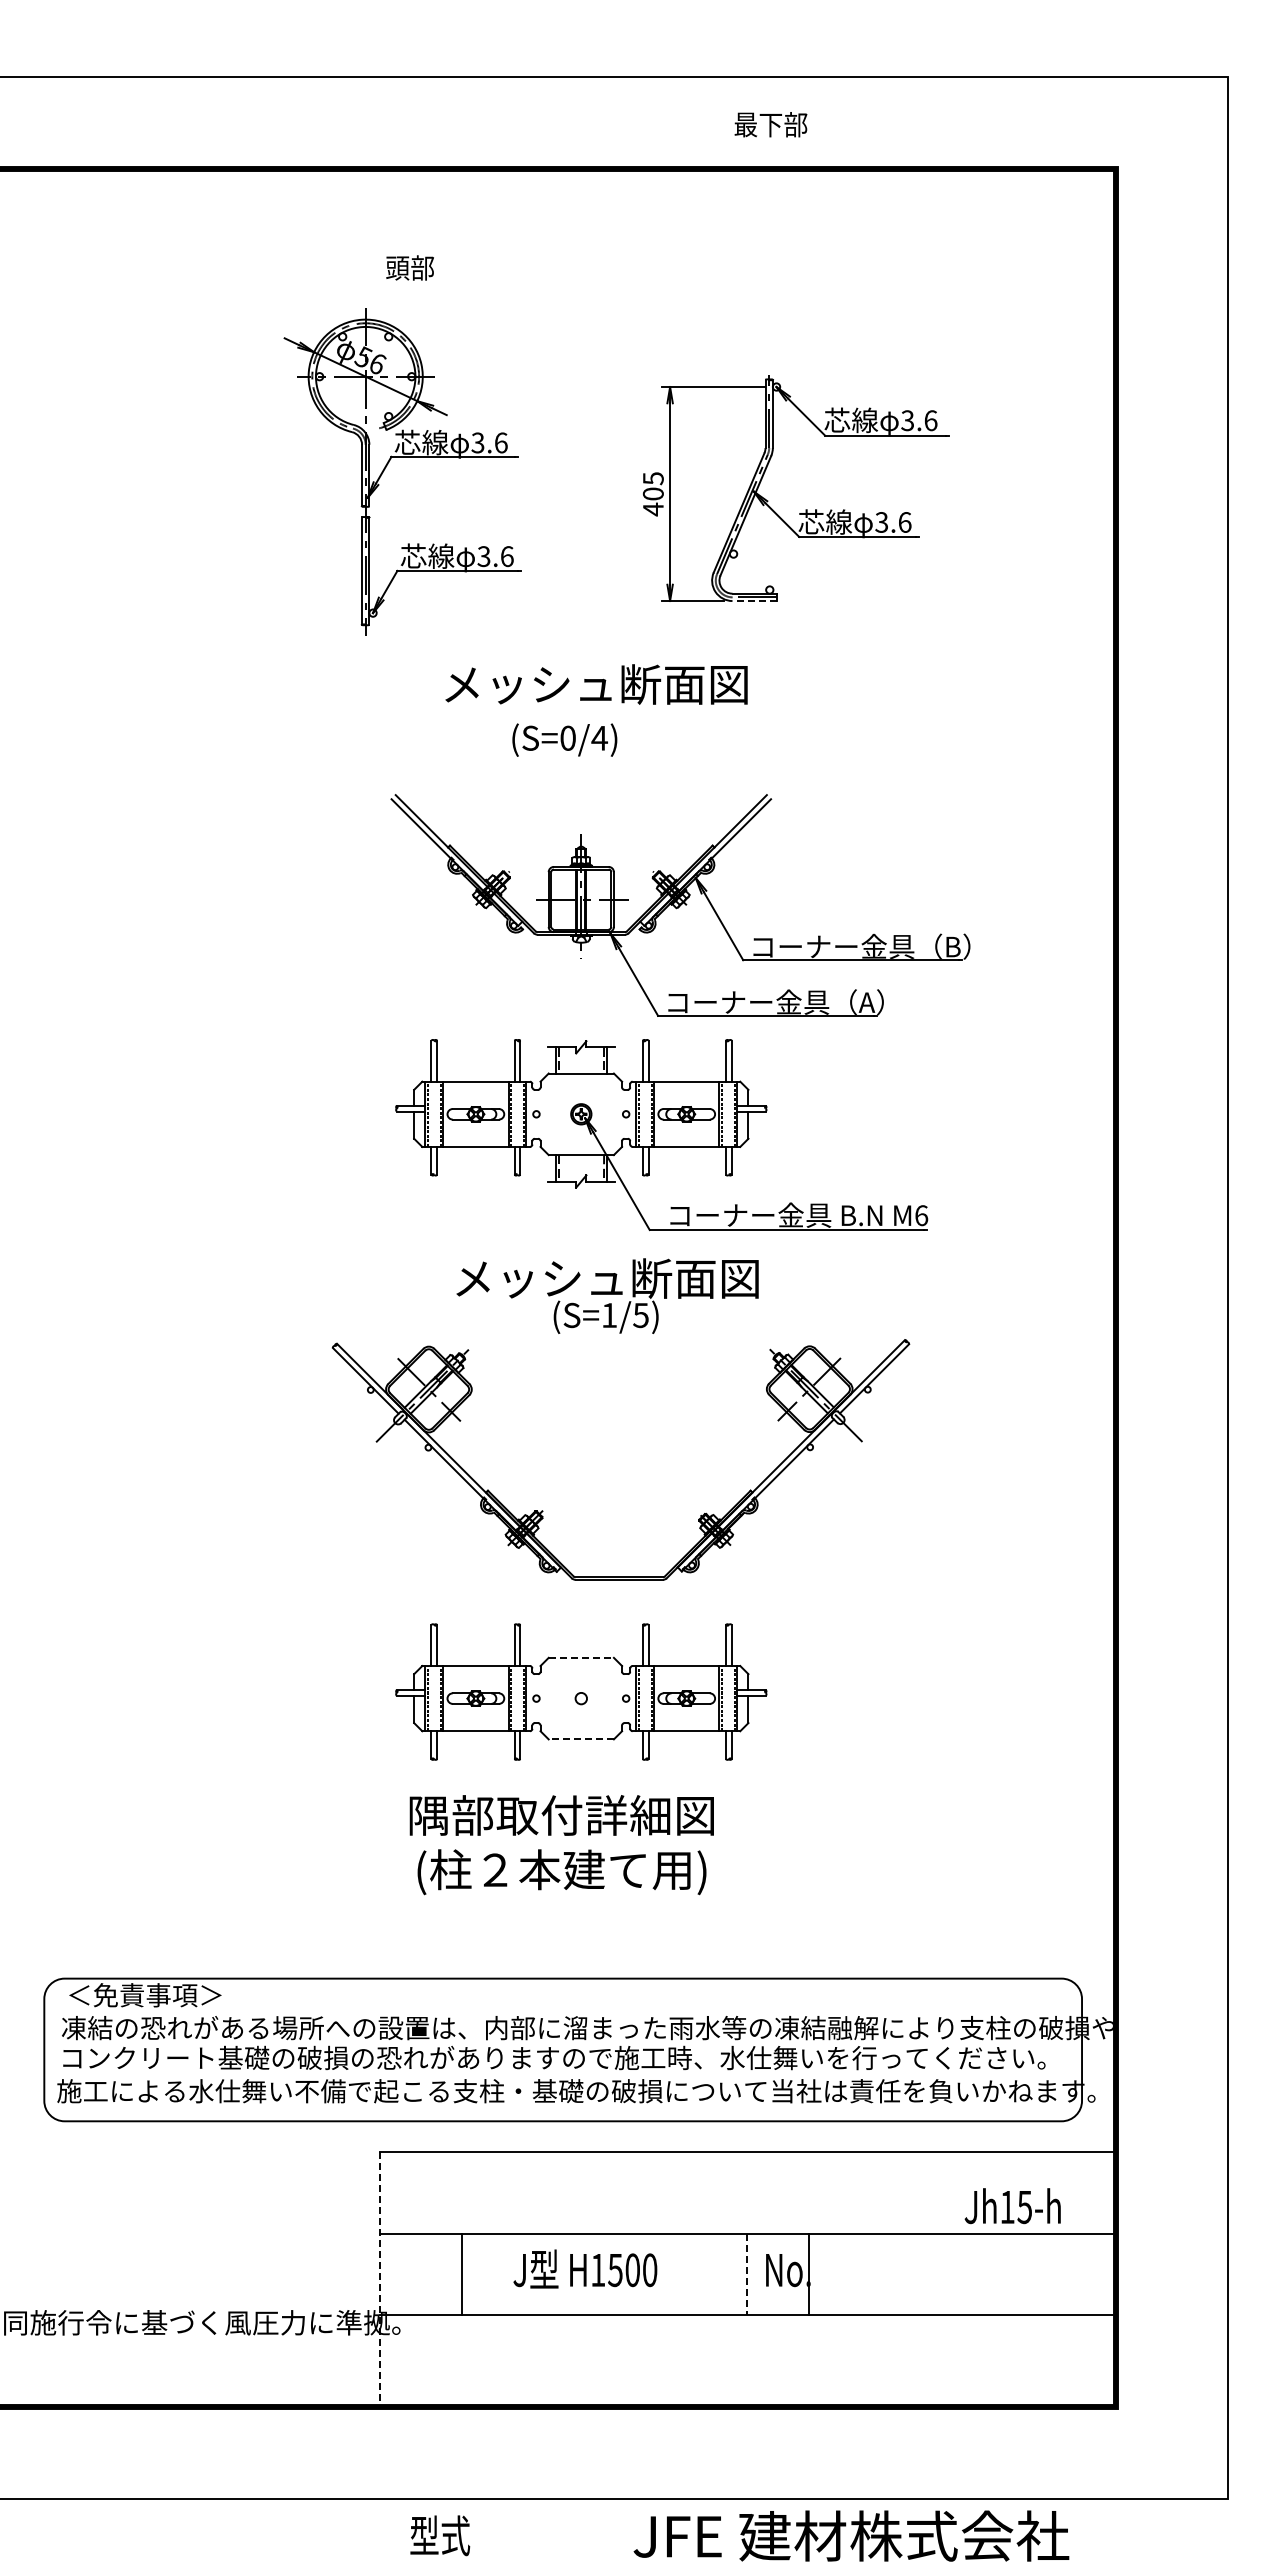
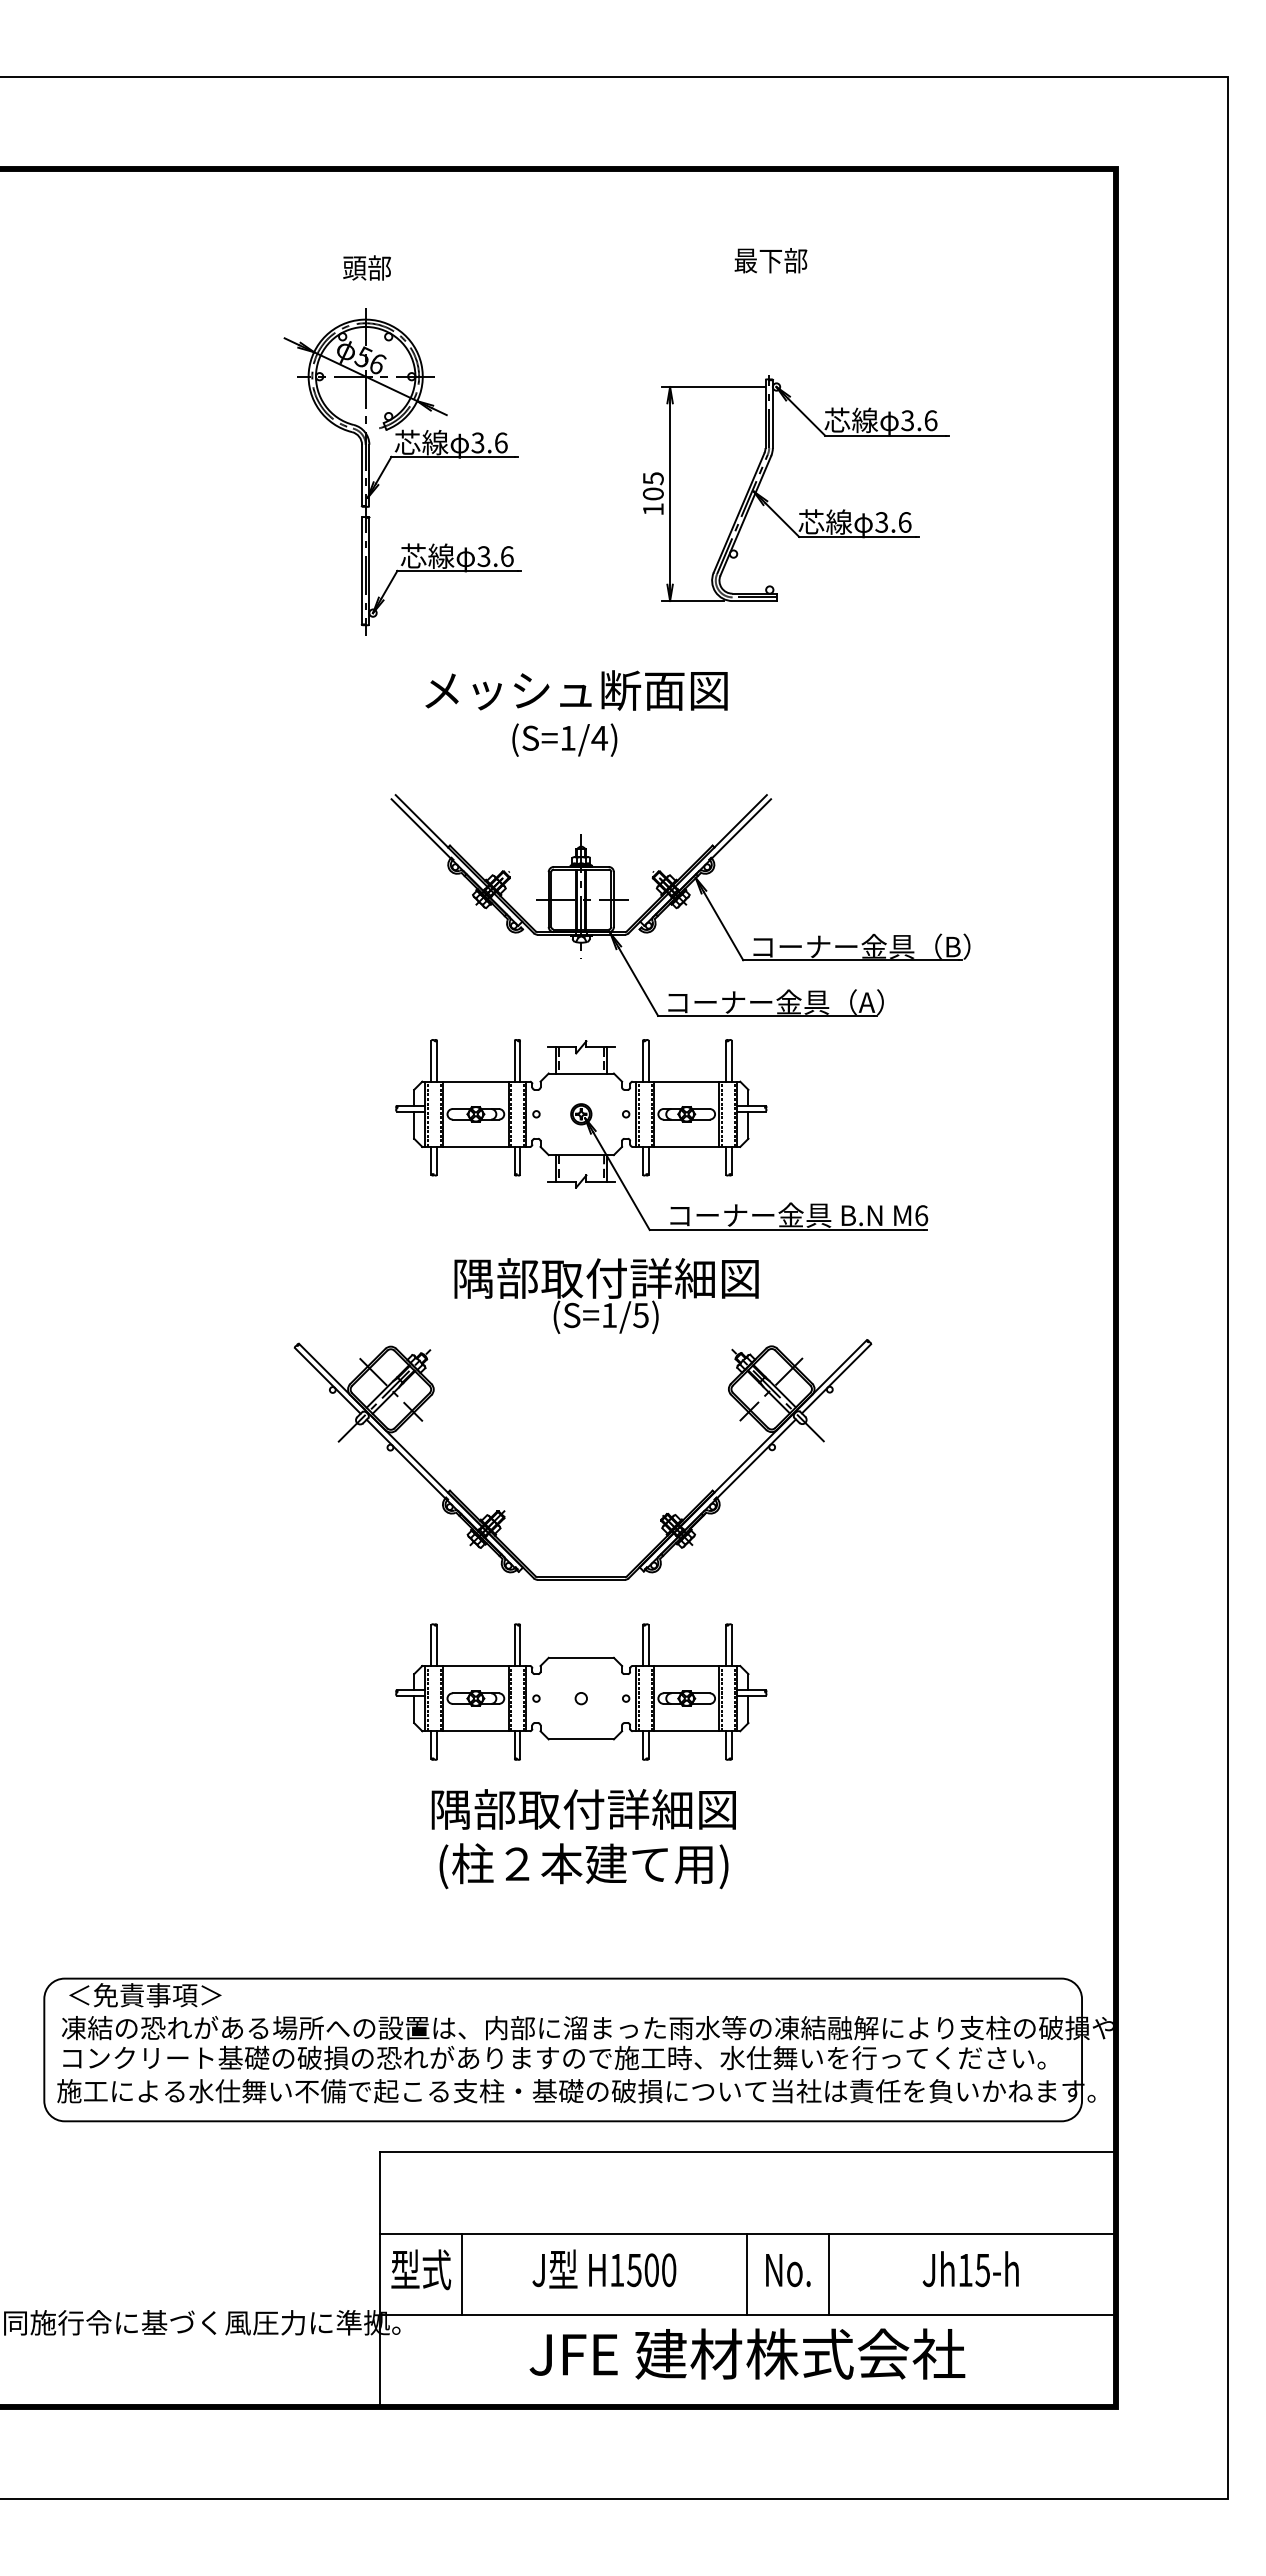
text position: (770, 124) -> (770, 260) (770, 260)
text position: (409, 267) -> (366, 267) (366, 267)
text: 405 -> 105 (653, 509)
line: dashed -> solid (754, 601)
text position: (596, 684) -> (576, 690) (576, 690)
text: (S=0/4) -> (S=1/4) (567, 737)
text: メッシュ断面図 -> 隅部取付詳細図 (584, 1278)
part position: (543, 1511) -> (505, 1511) (505, 1511)
line: dashed -> solid (581, 1657)
line: dashed -> solid (581, 1739)
text position: (561, 1845) -> (583, 1839) (583, 1839)
text position: (1012, 2206) -> (970, 2269) (970, 2269)
text position: (585, 2268) -> (604, 2268) (604, 2268)
line: dashed -> solid (747, 2274)
line position: (808, 2274) -> (828, 2274) (828, 2274)
line: dashed -> solid (380, 2279)
text position: (440, 2535) -> (421, 2269) (421, 2269)
text position: (851, 2535) -> (747, 2353) (747, 2353)
